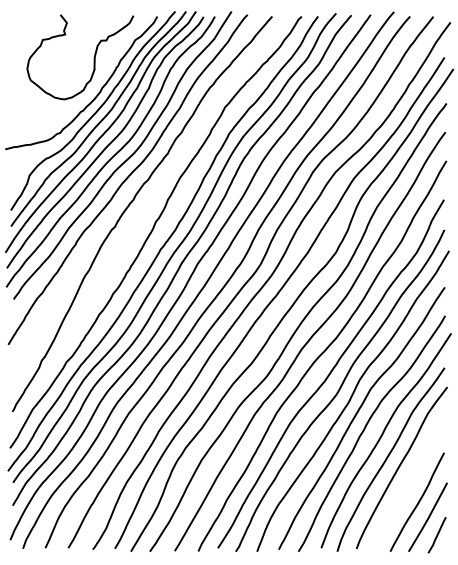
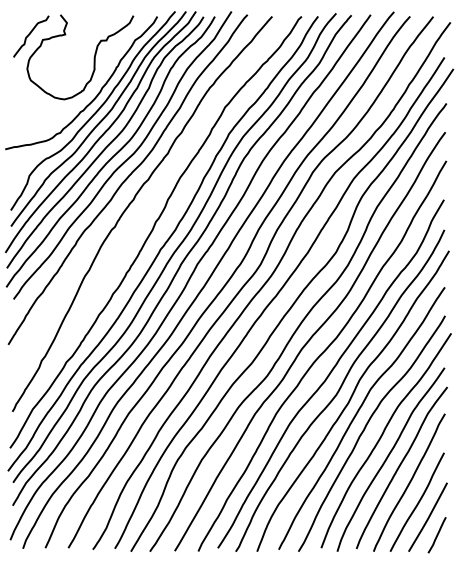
curve: none -> present (30, 34)
curve: none -> present (409, 482)
